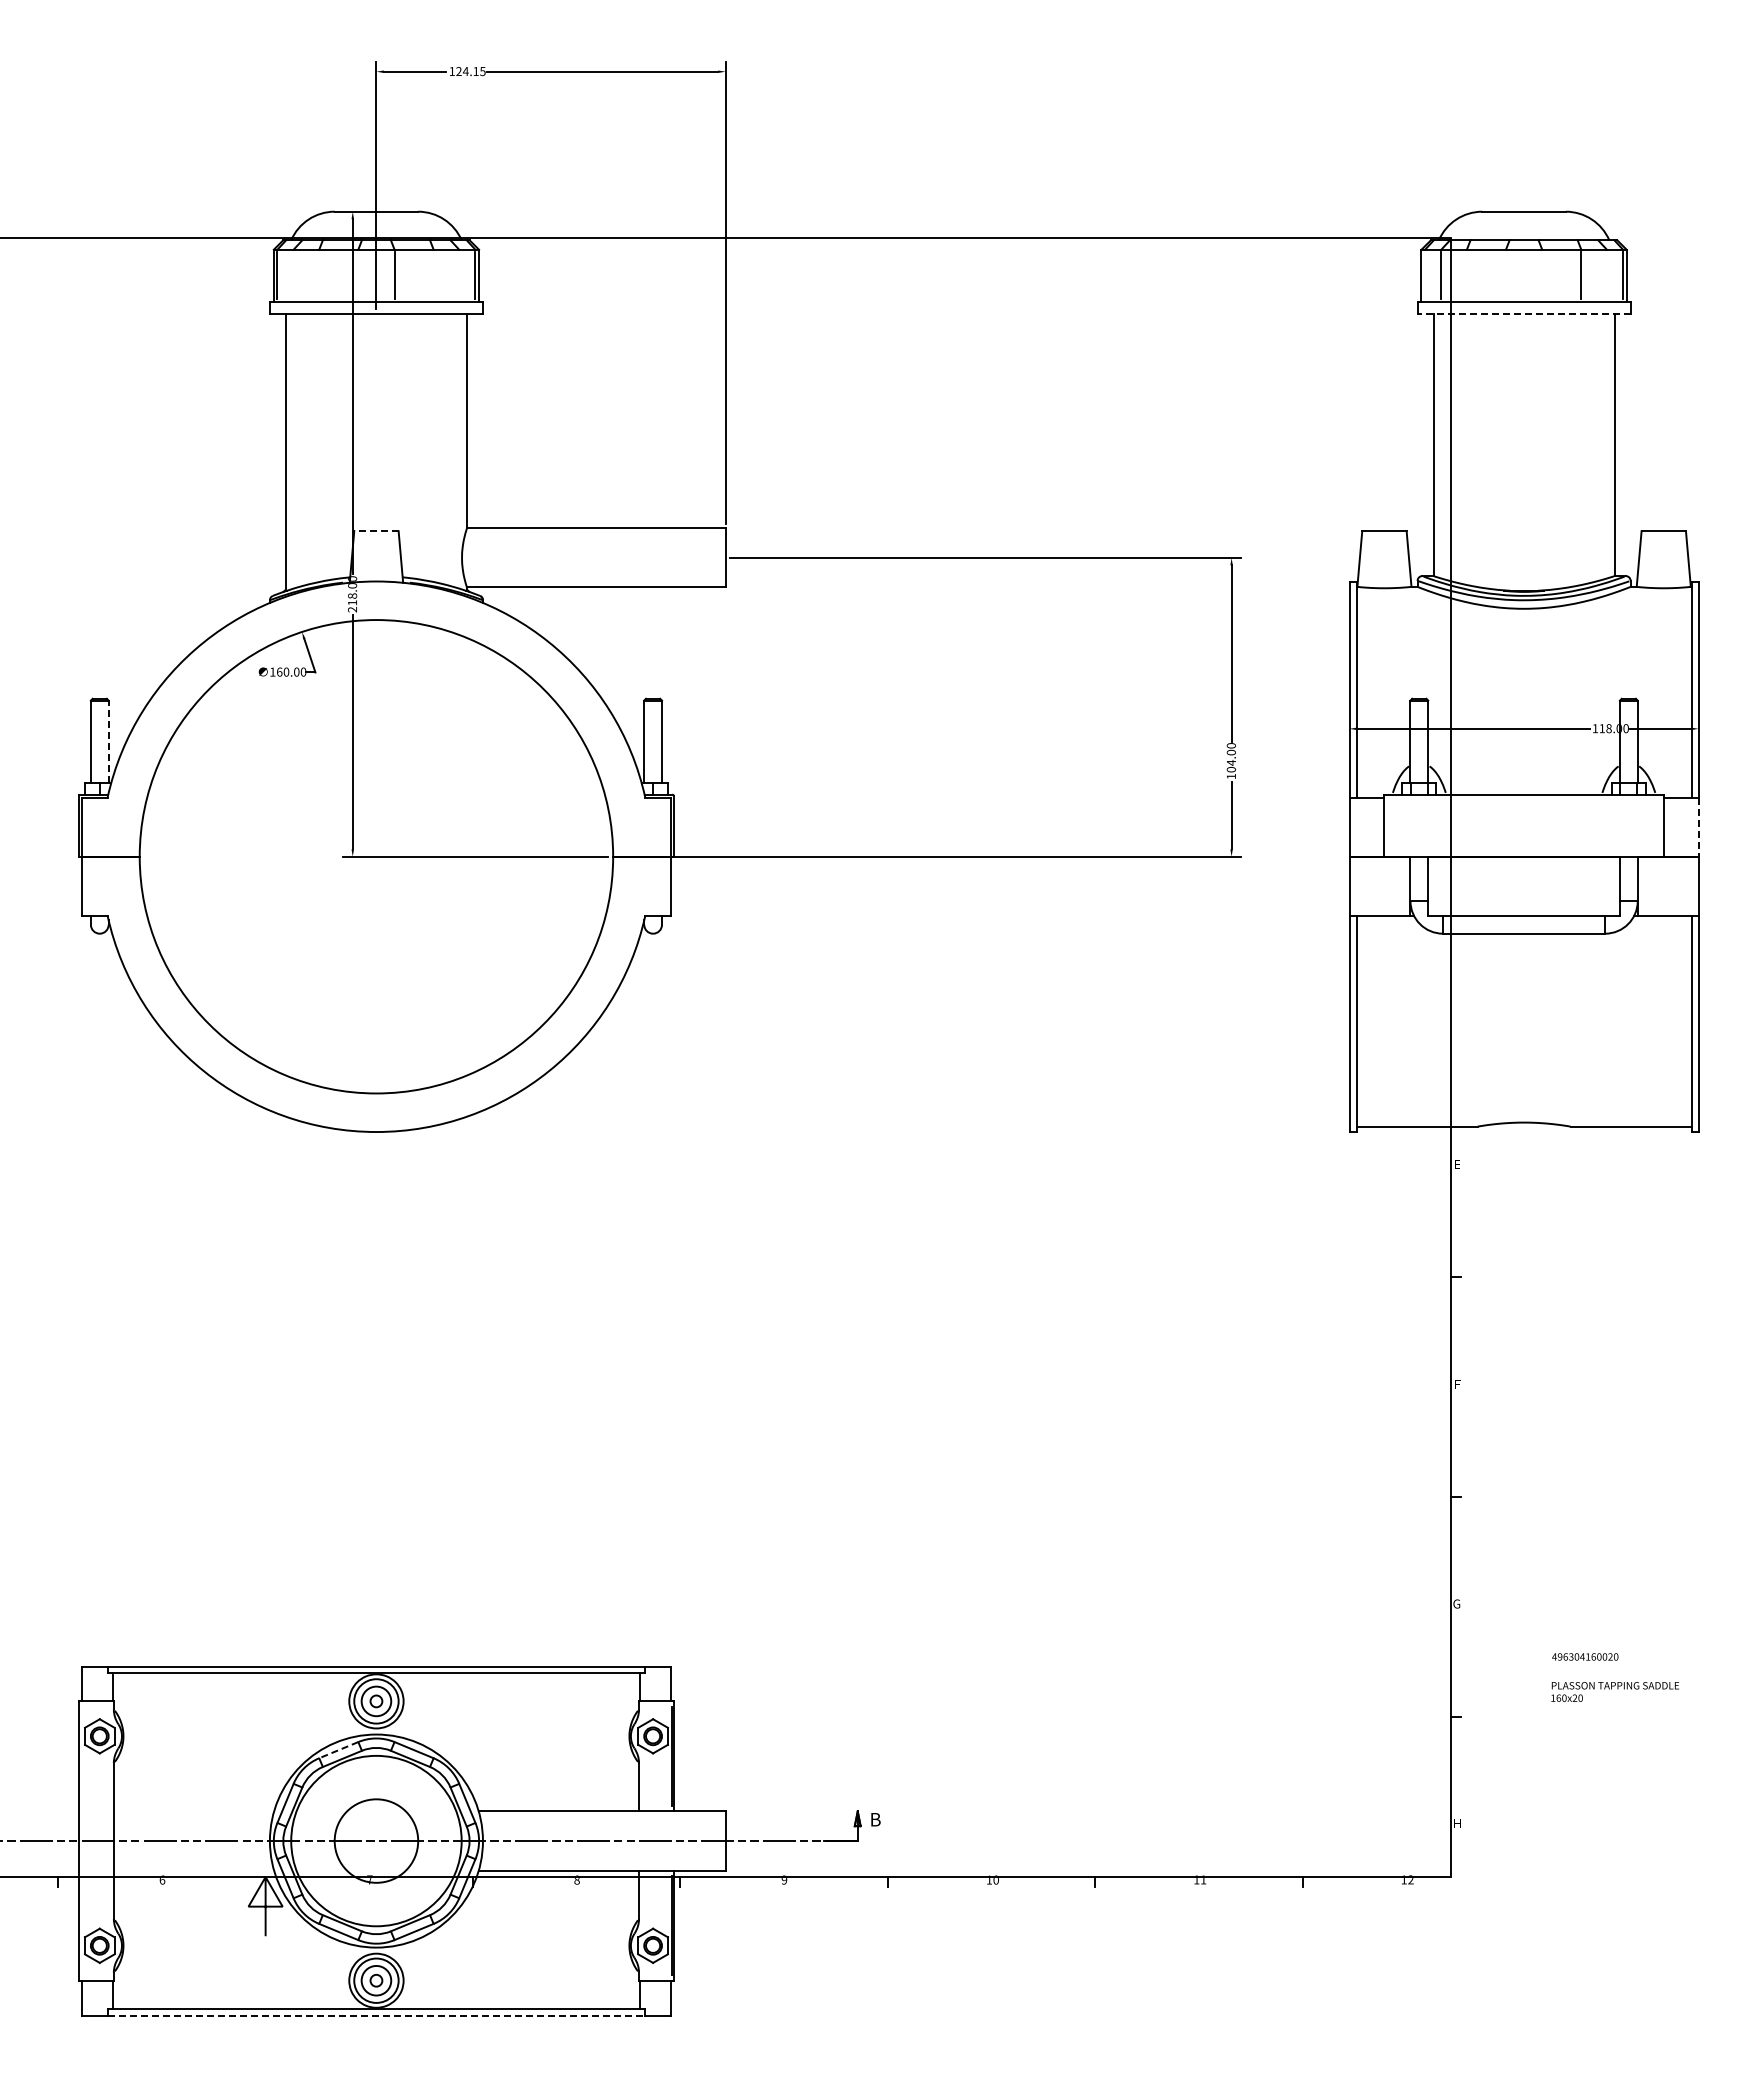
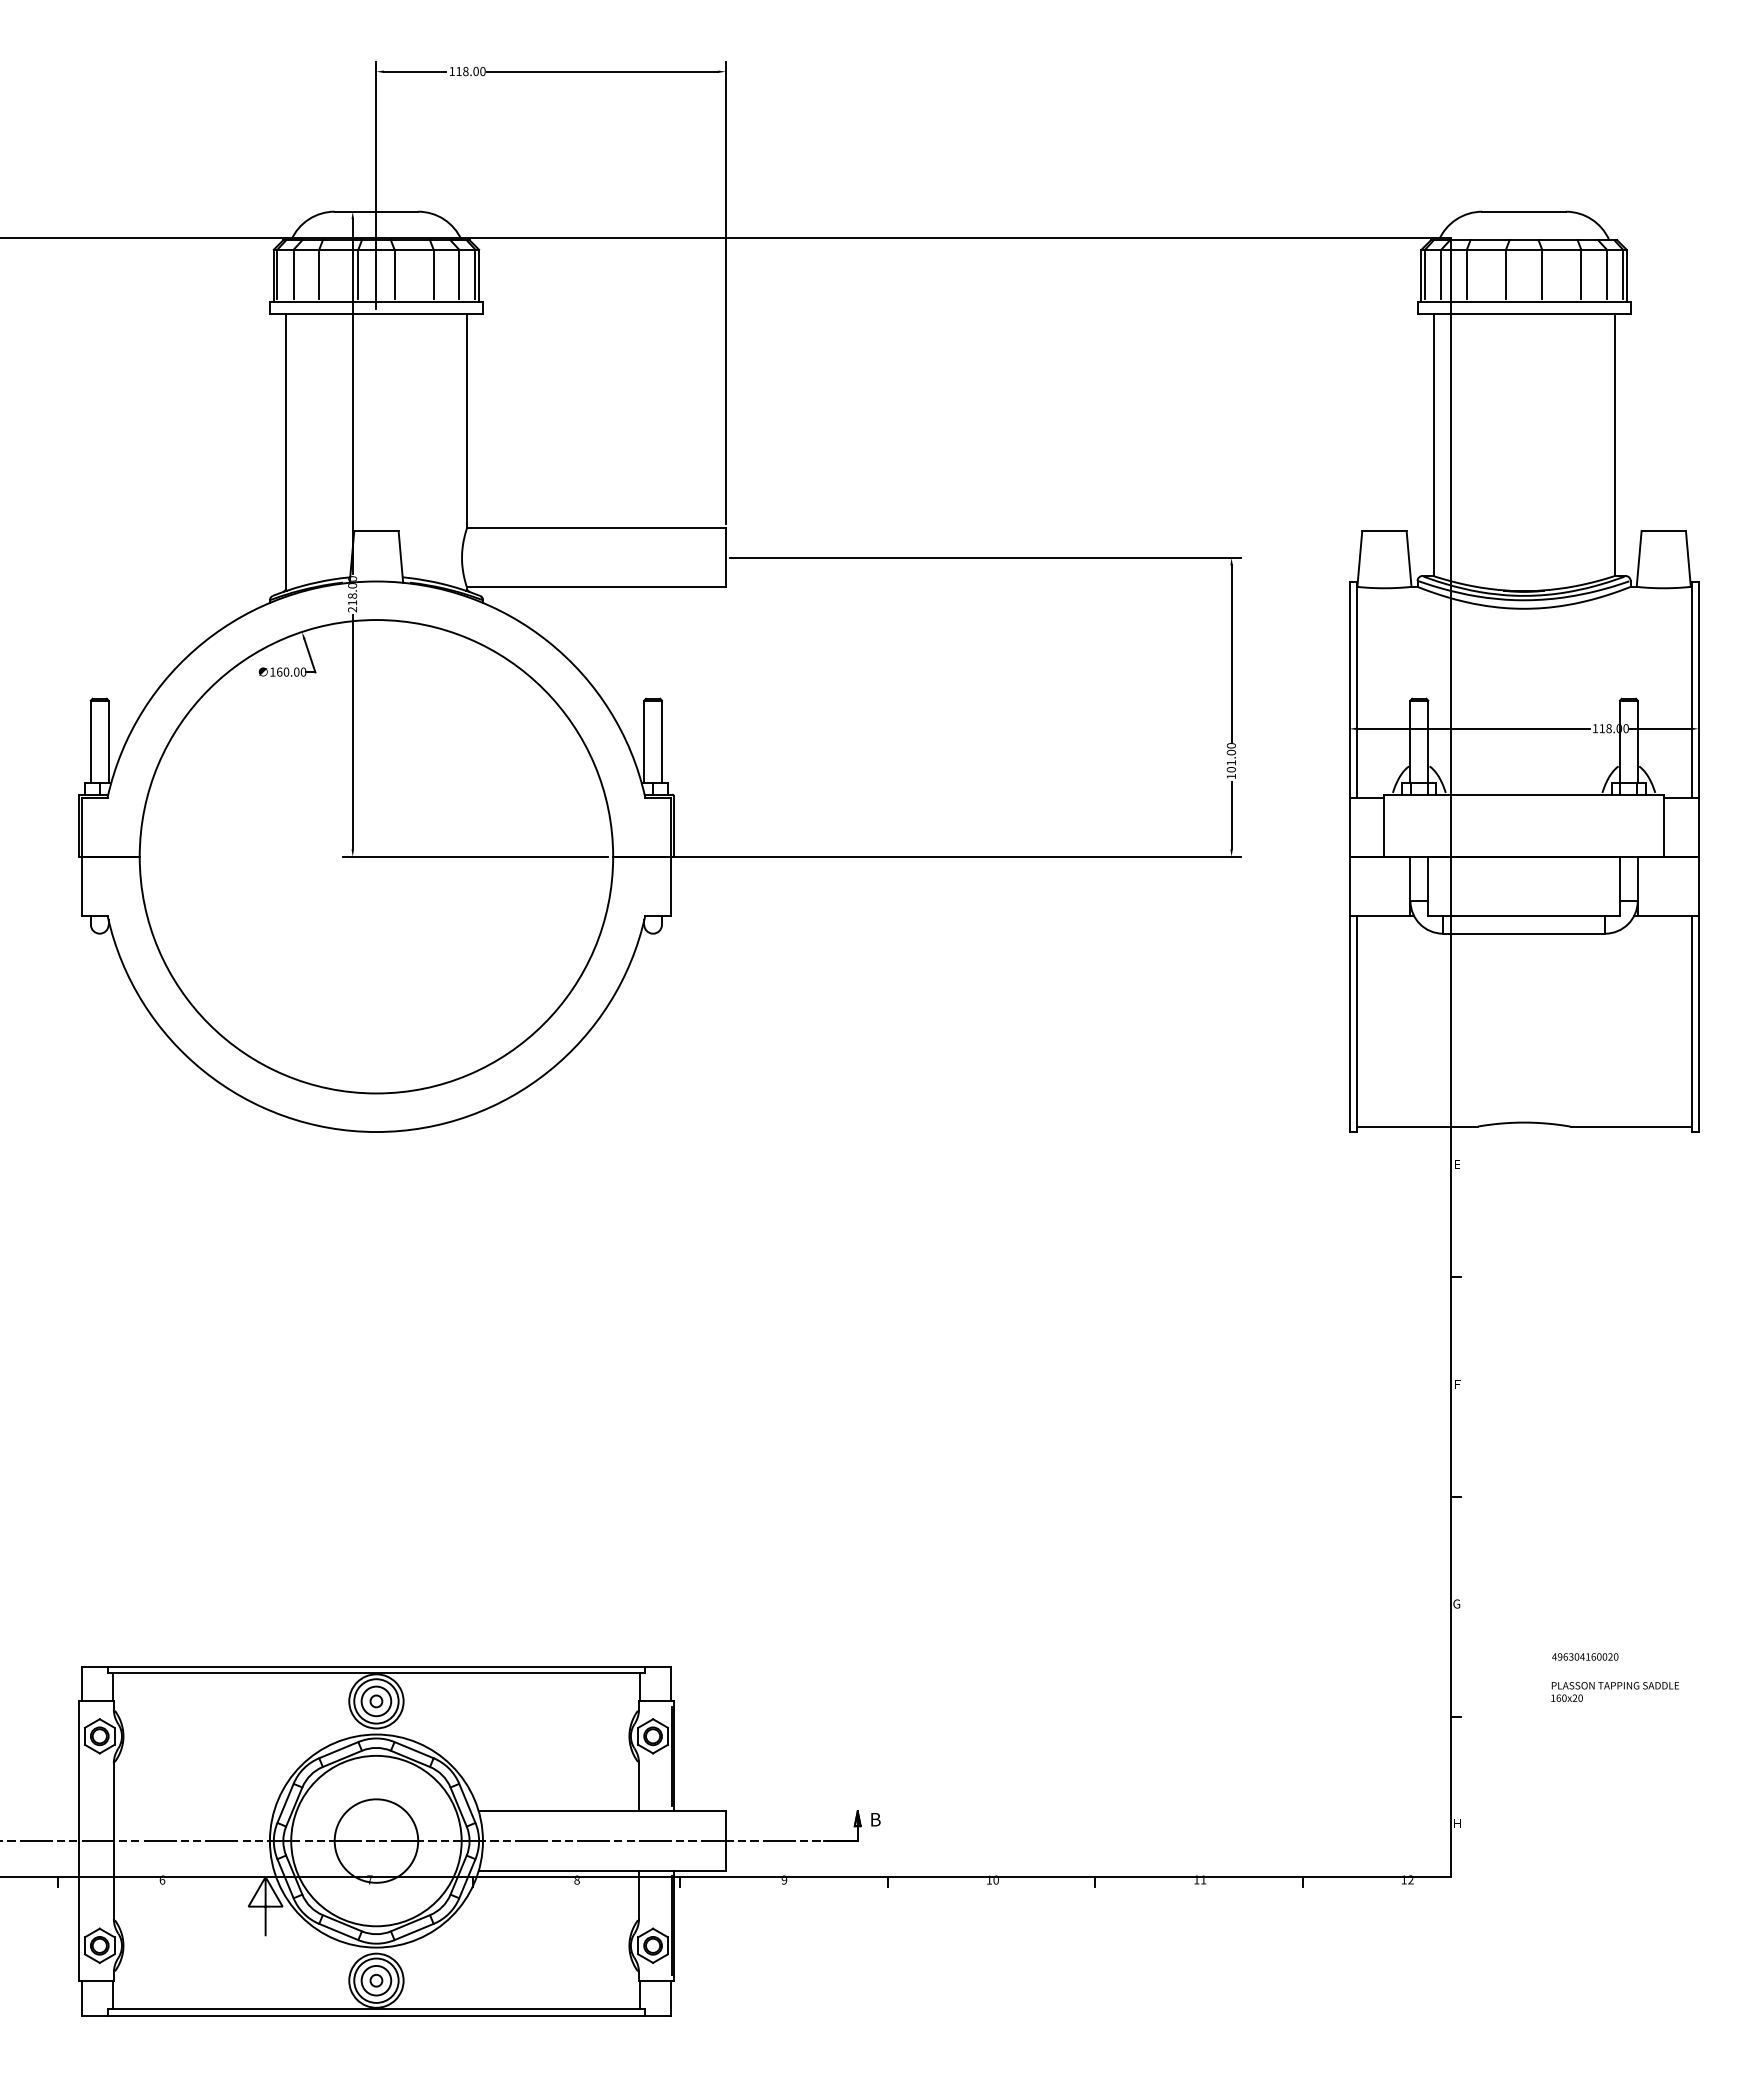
text: 124.15 -> 118.00 (470, 71)
line: none -> present (293, 275)
line: none -> present (319, 275)
line: none -> present (358, 275)
line: none -> present (433, 275)
line: none -> present (459, 275)
line: none -> present (1425, 275)
line: none -> present (1466, 275)
line: none -> present (1505, 275)
line: none -> present (1542, 275)
line: none -> present (1606, 275)
line: dashed -> solid (1524, 313)
line: dashed -> solid (375, 531)
line: dashed -> solid (108, 741)
text: 104.00 -> 101.00 (1231, 762)
line: dashed -> solid (1698, 827)
line: dashed -> solid (338, 1750)
line: dashed -> solid (376, 2015)
